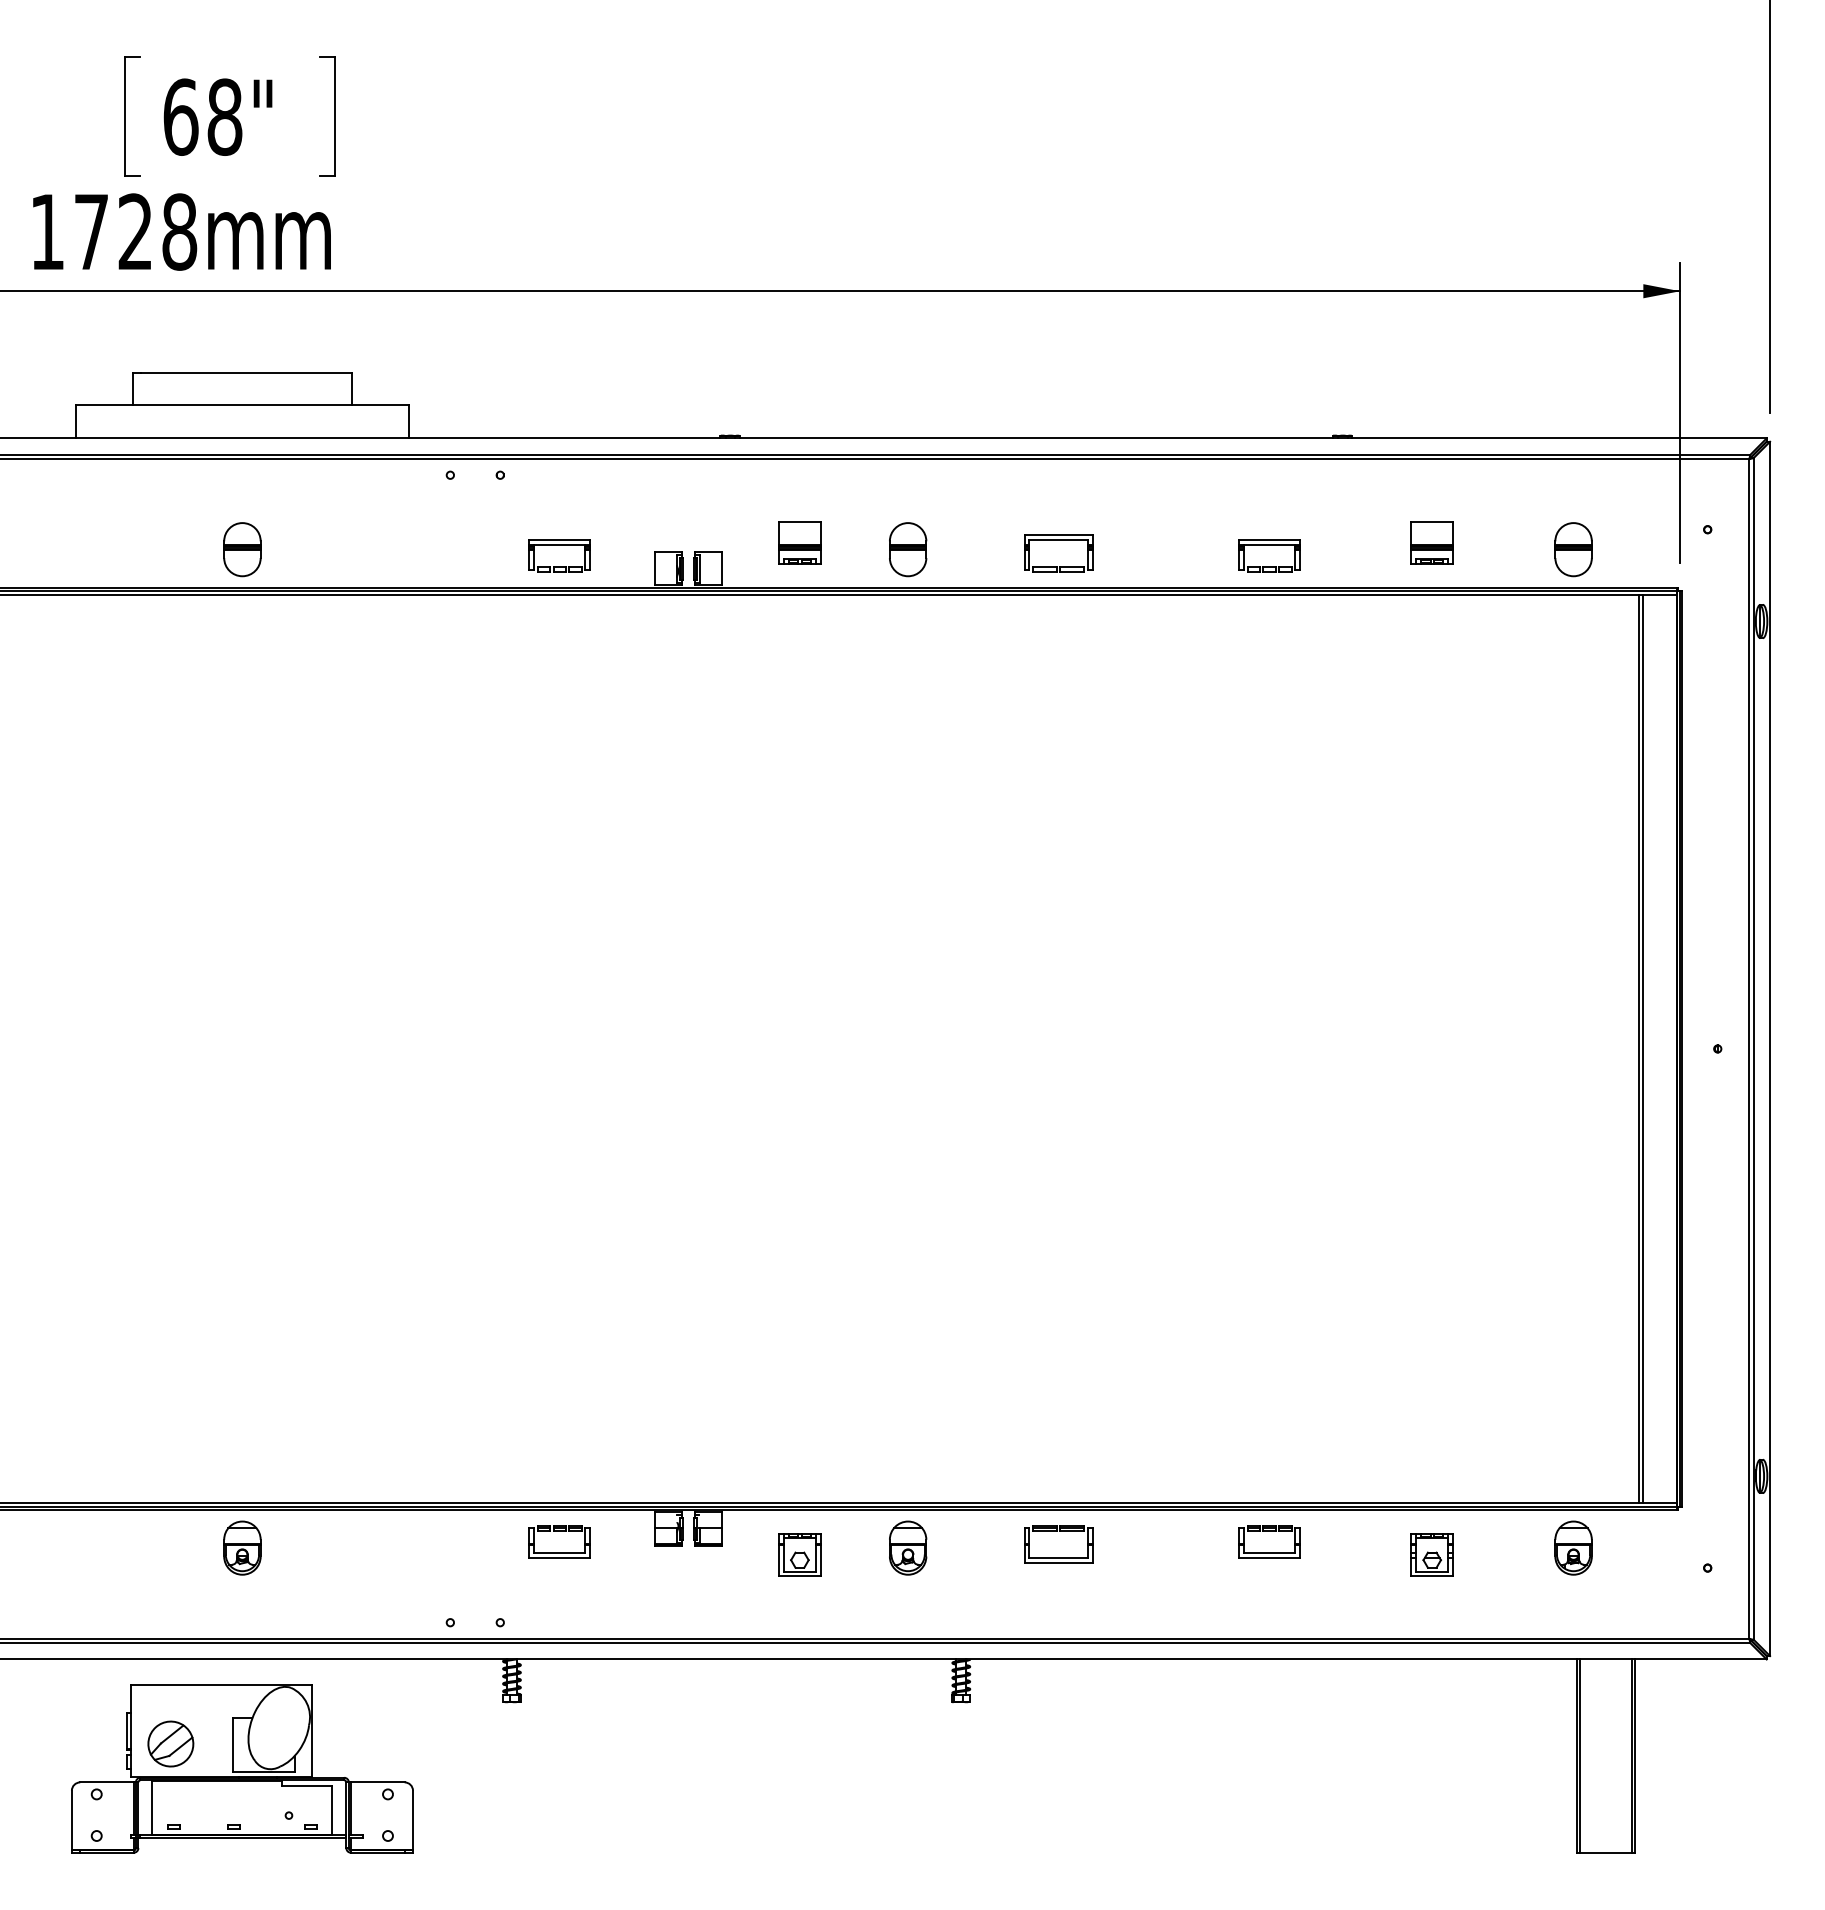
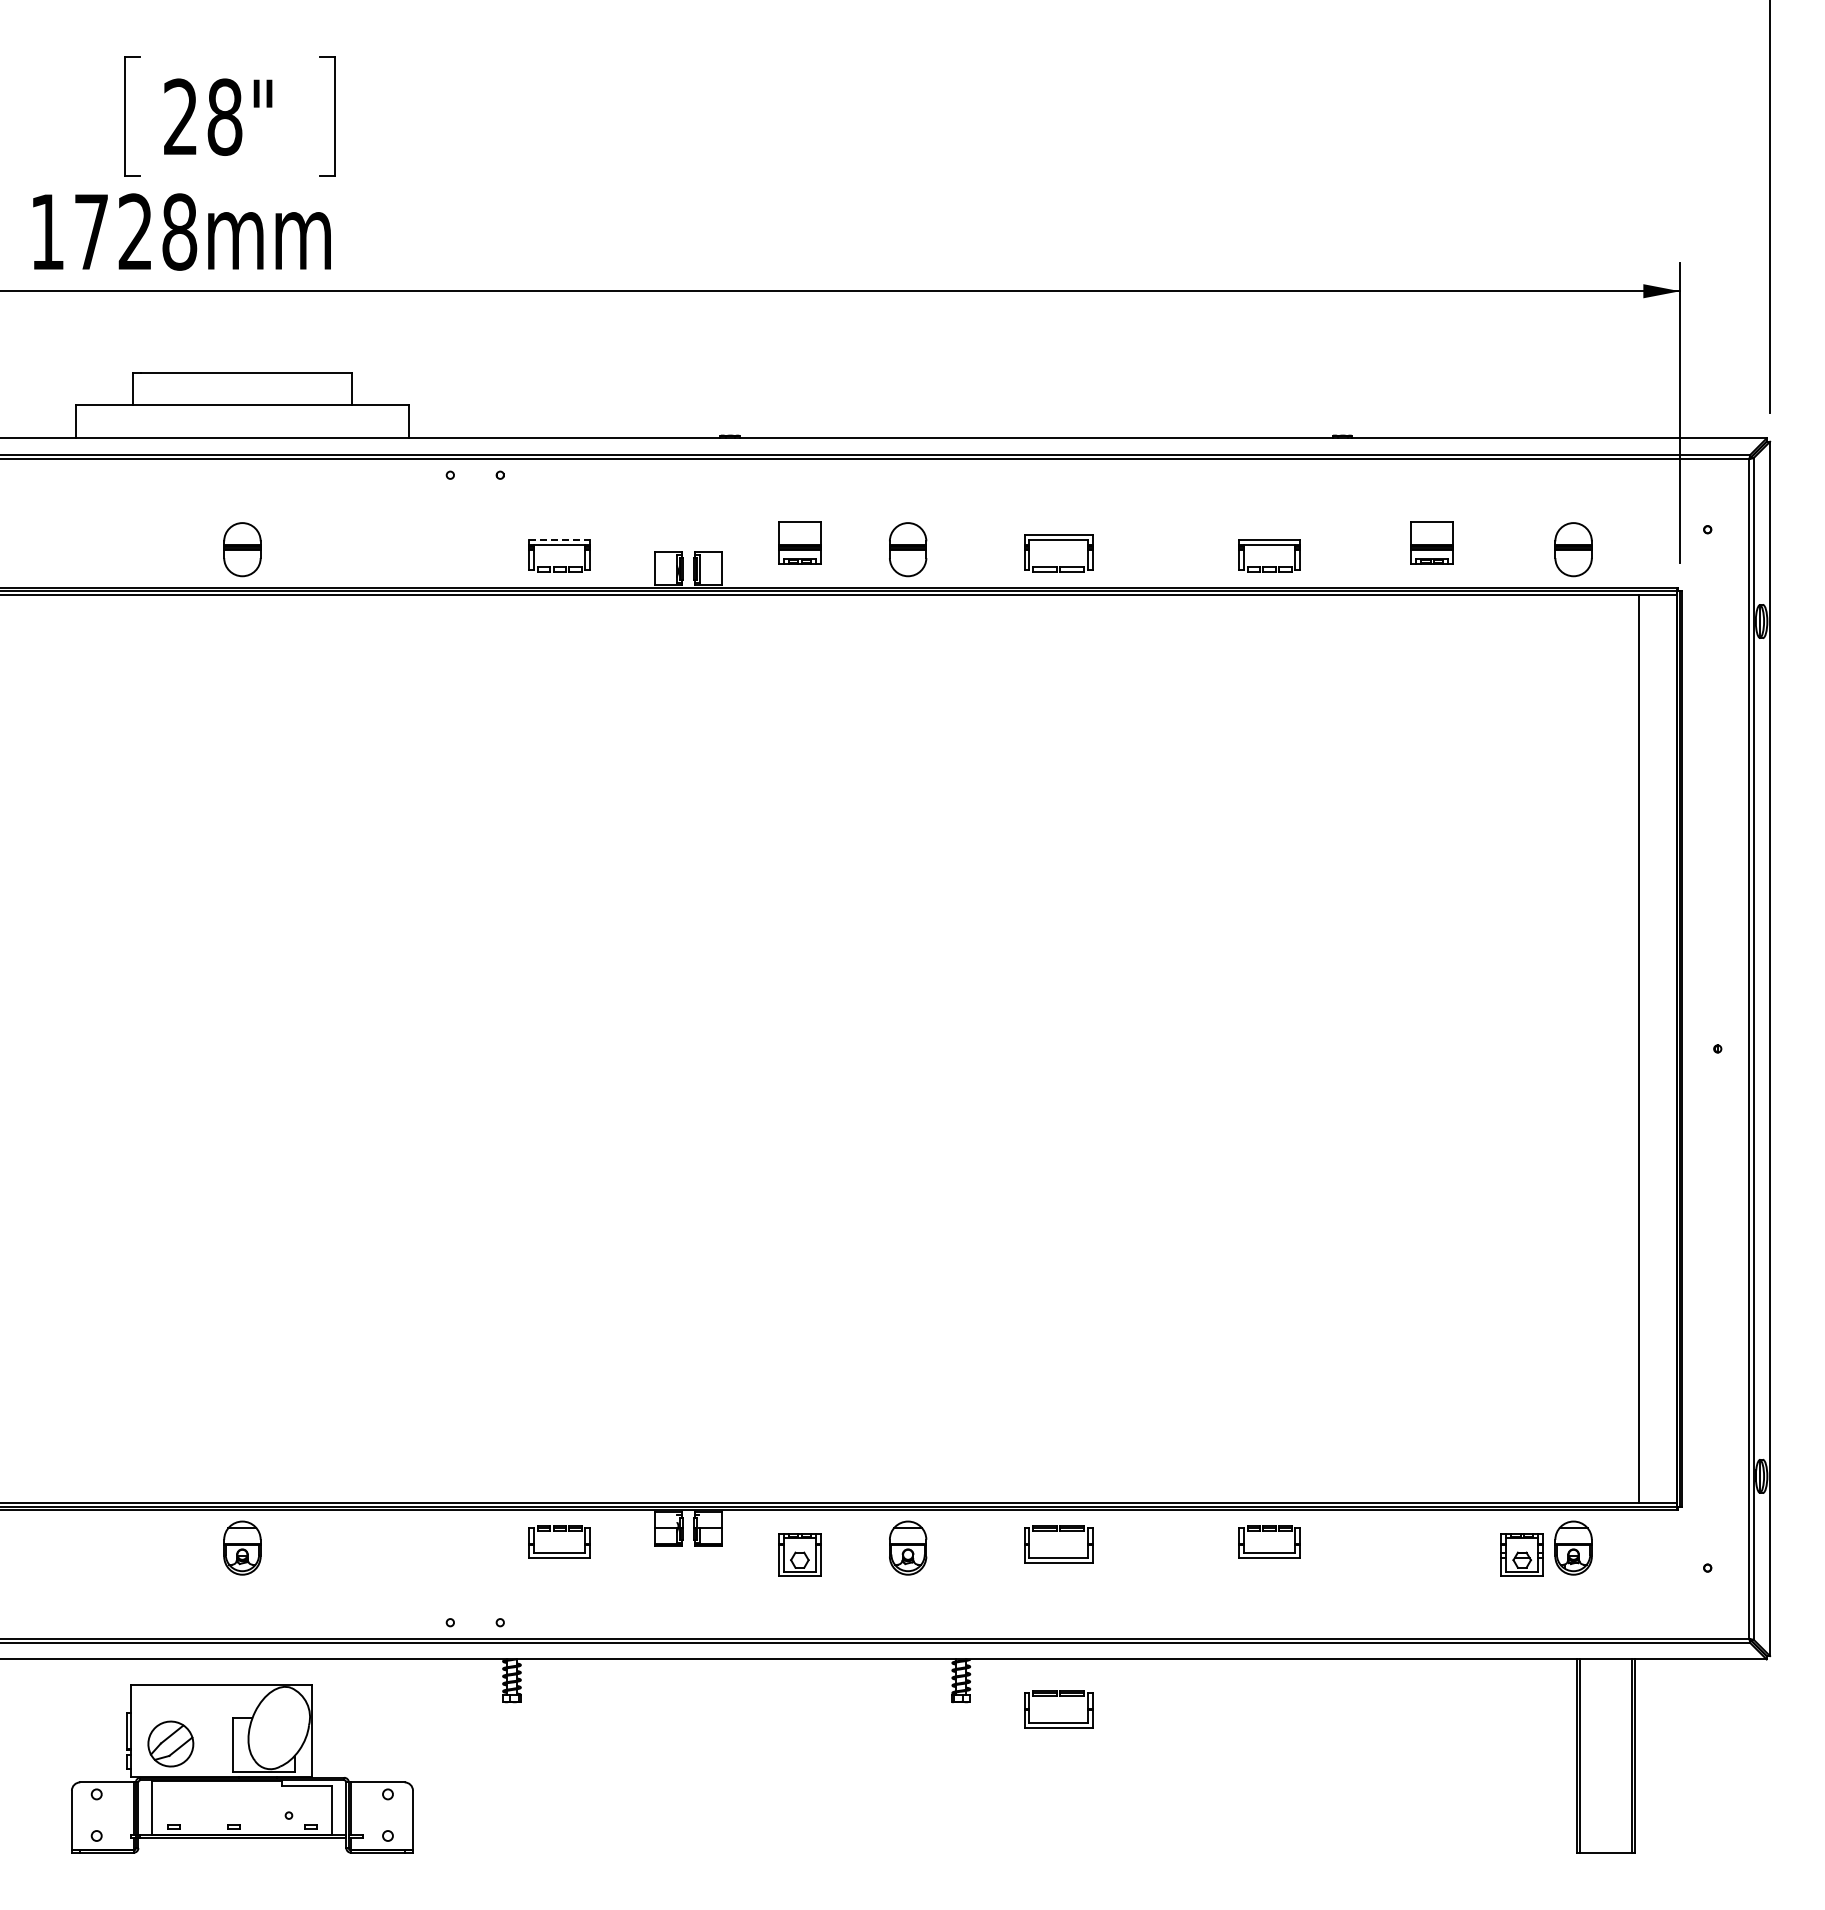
text: 68" -> 28" (180, 116)
line: solid -> dashed (560, 539)
line: present -> none (1642, 1048)
part position: (1431, 1554) -> (1521, 1554) (1521, 1554)
part: none -> present (1058, 1722)
